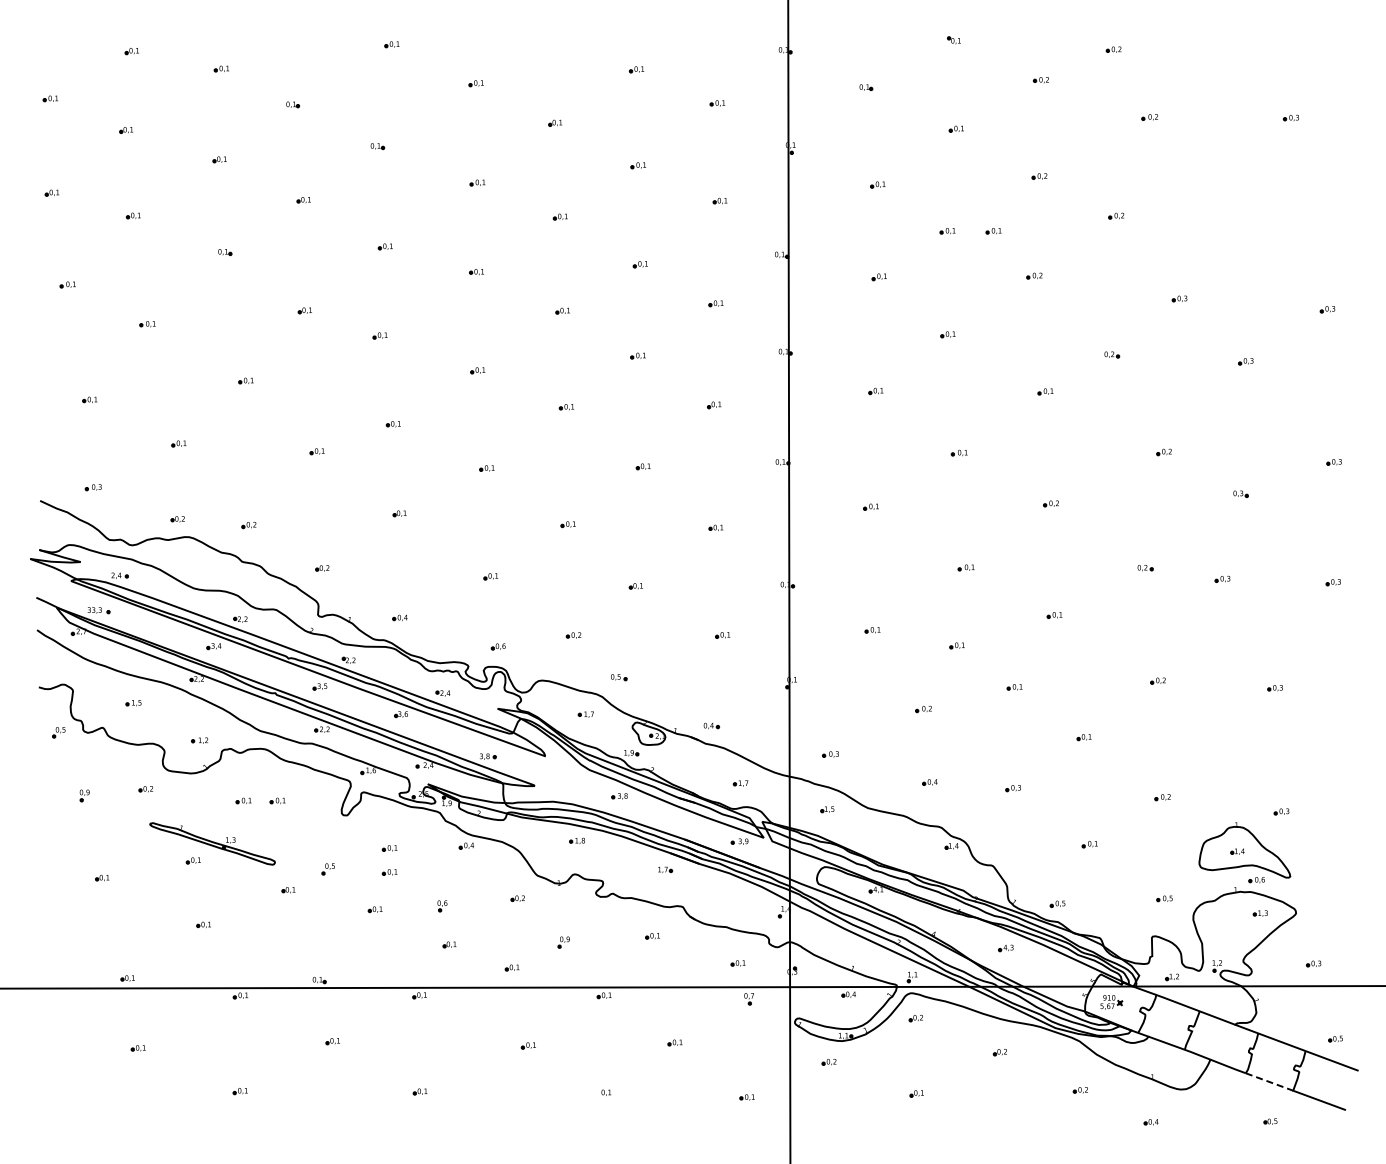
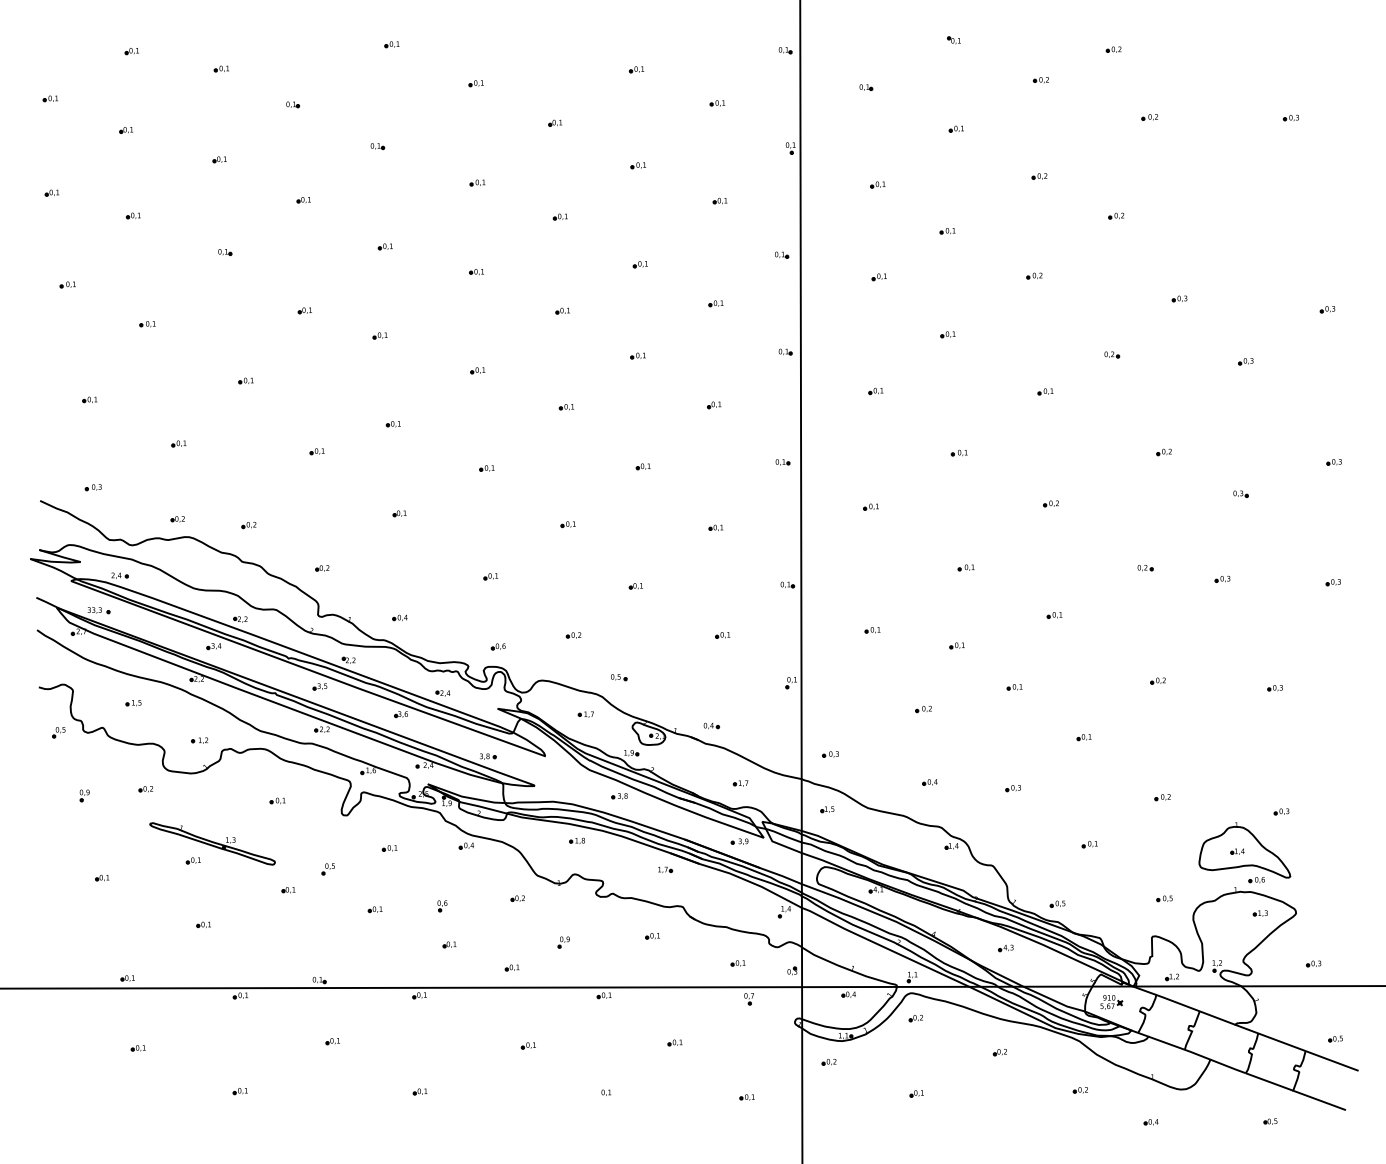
part: present -> none (993, 231)
line position: (789, 581) -> (801, 581) (801, 581)
part: present -> none (243, 800)
part: present -> none (389, 872)
line: dashed -> solid (1269, 1082)
